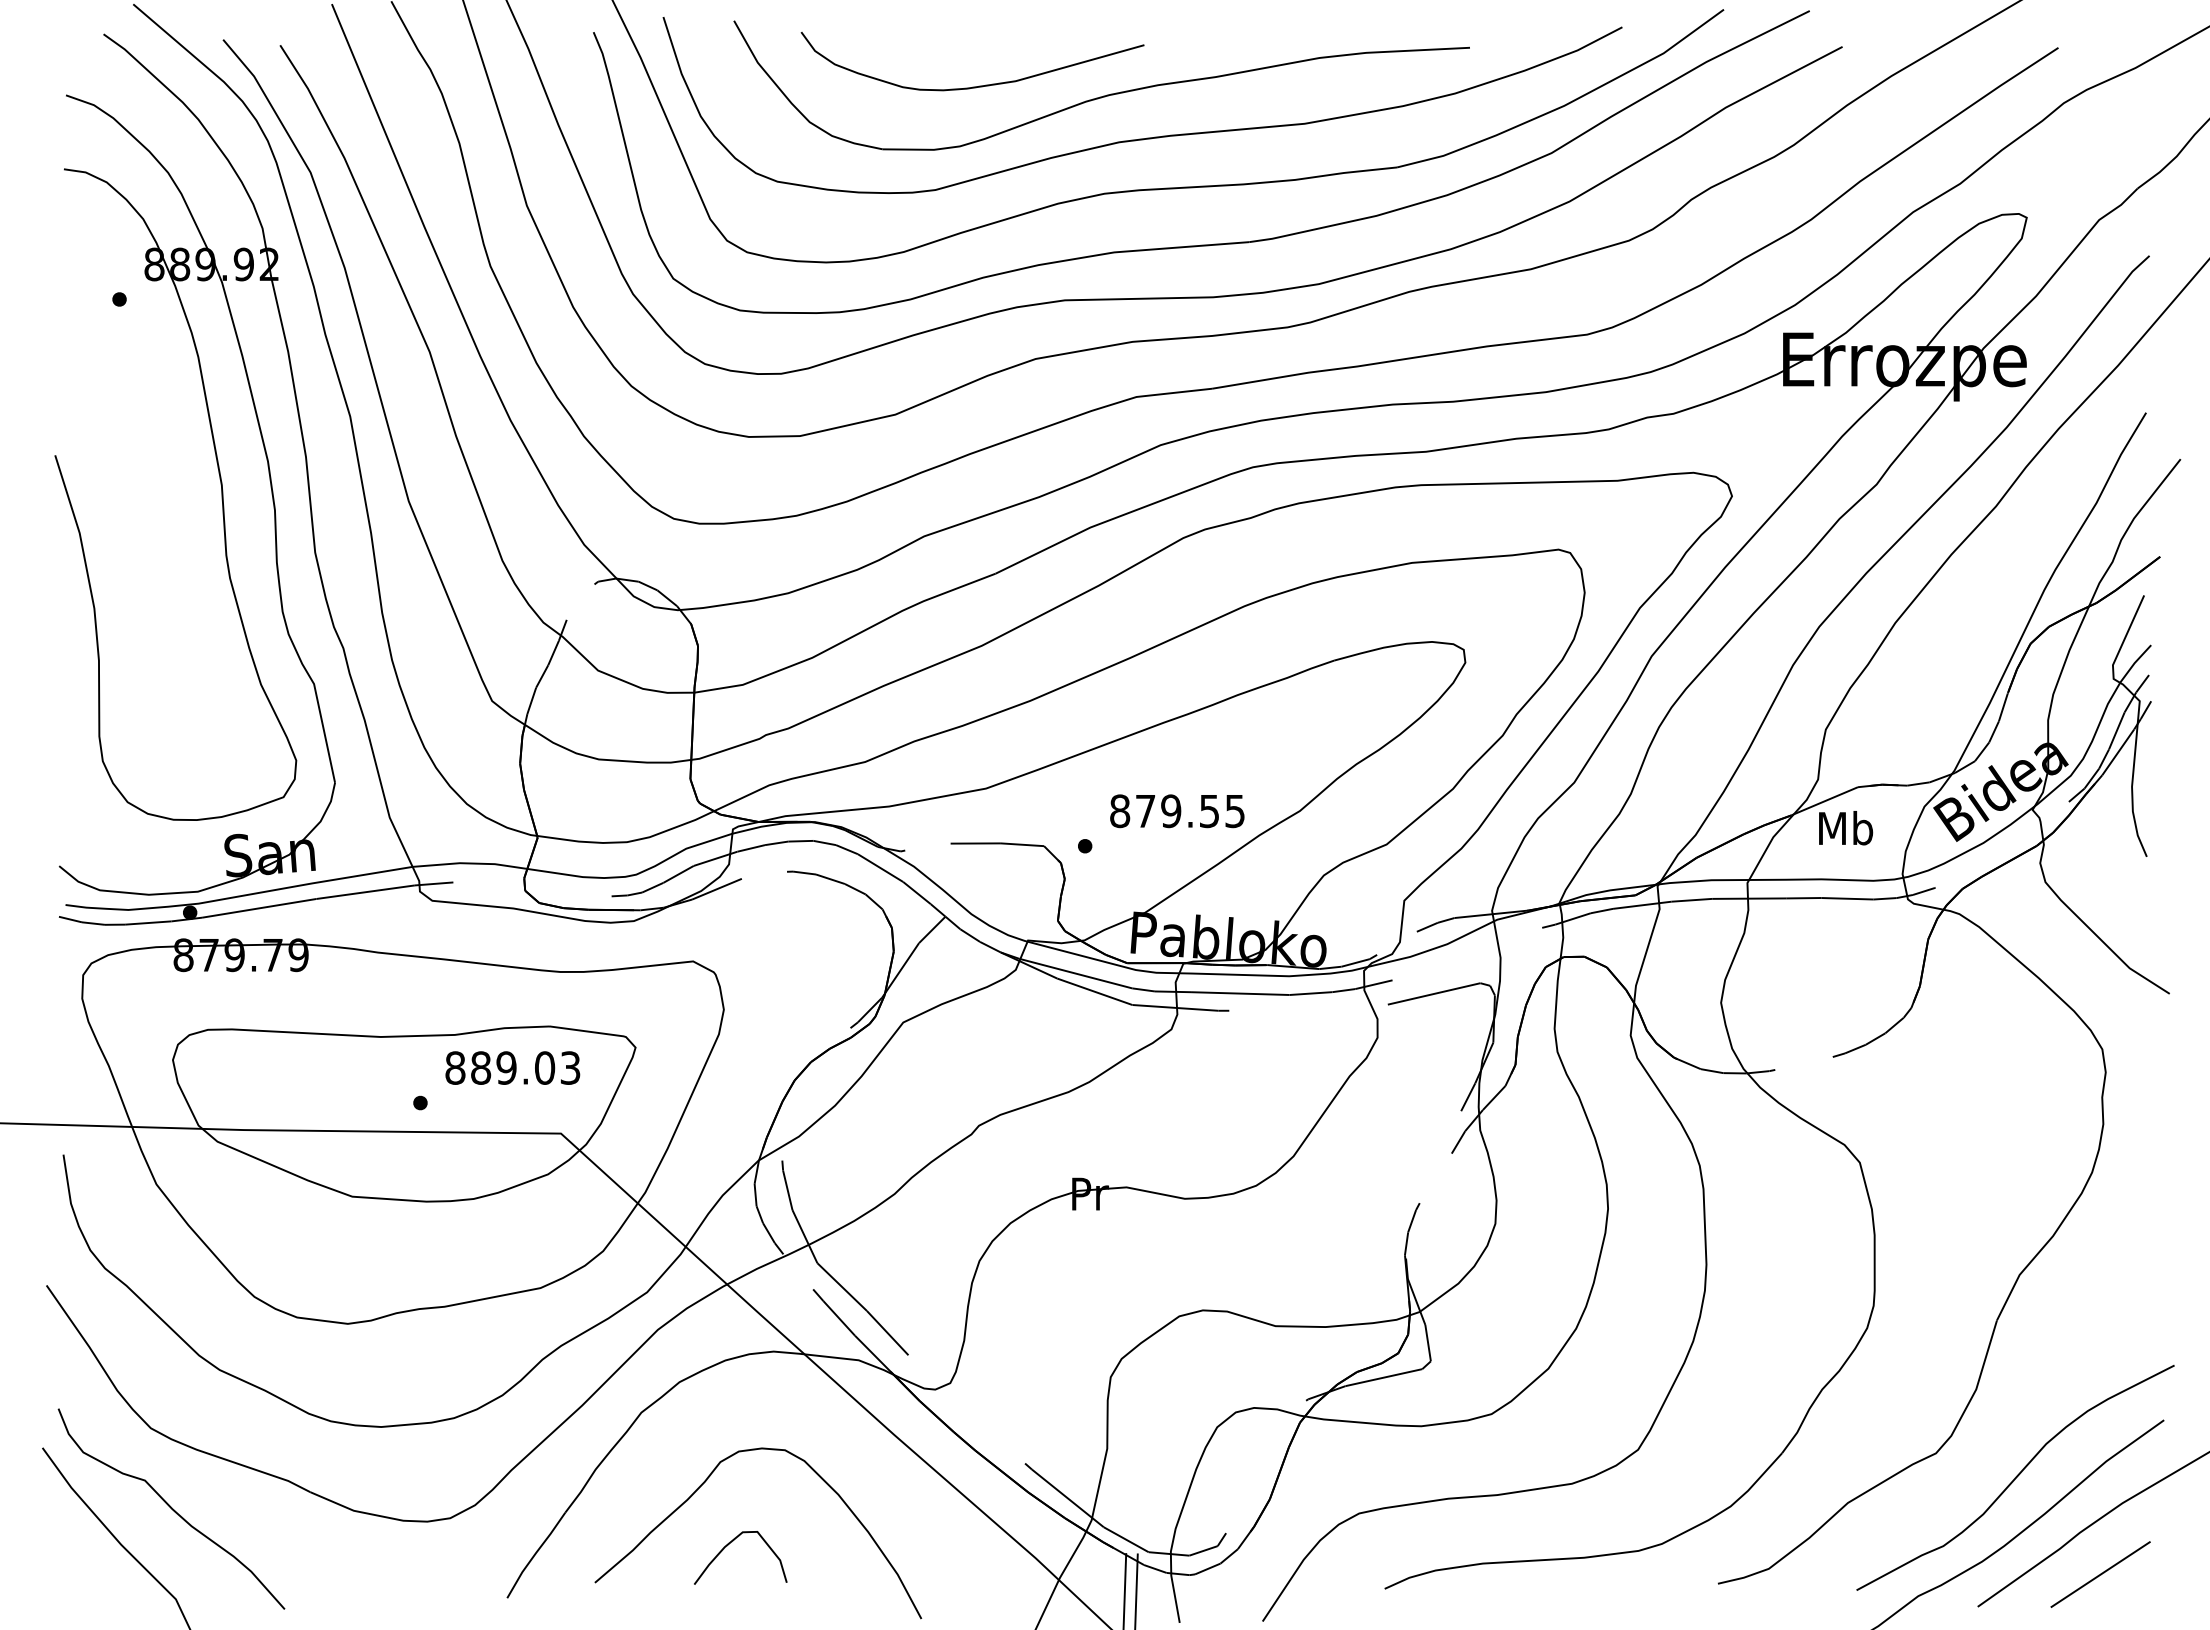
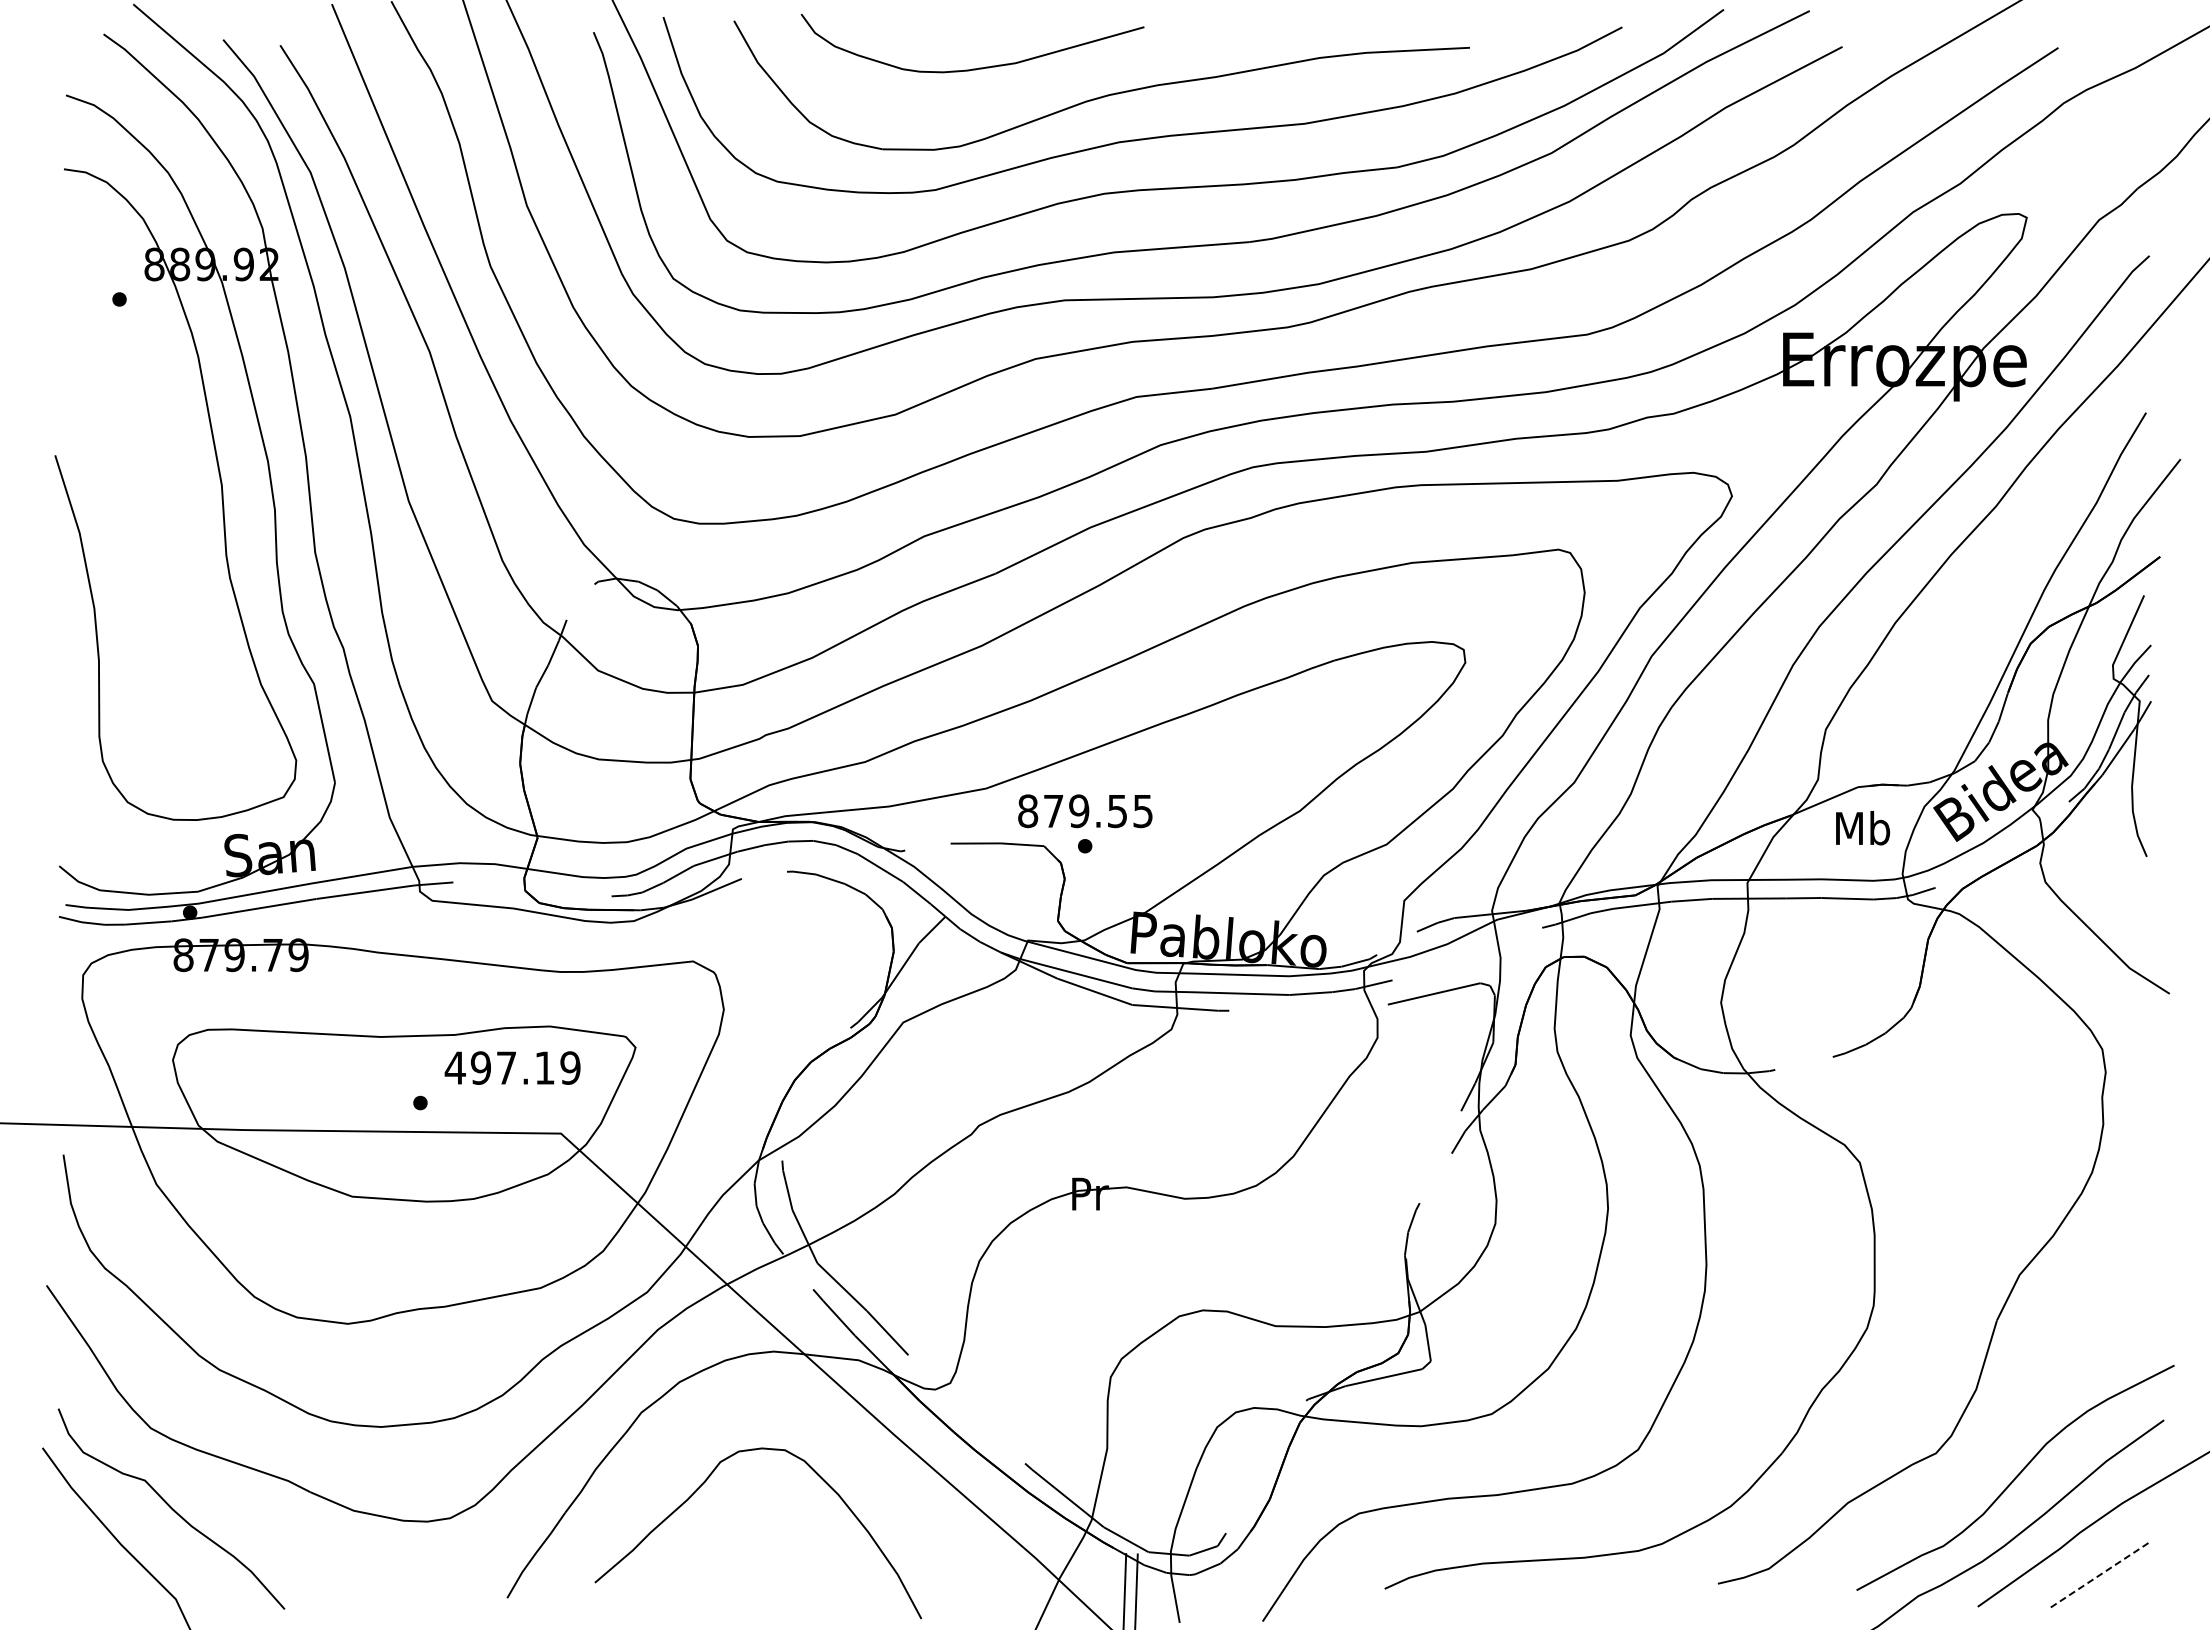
curve position: (979, 85) -> (979, 67) (979, 67)
text position: (1177, 811) -> (1085, 811) (1085, 811)
text position: (1846, 828) -> (1863, 828) (1863, 828)
text: 889.03 -> 497.19 (512, 1067)
curve: present -> none (728, 1545)
line: solid -> dashed (2100, 1574)
